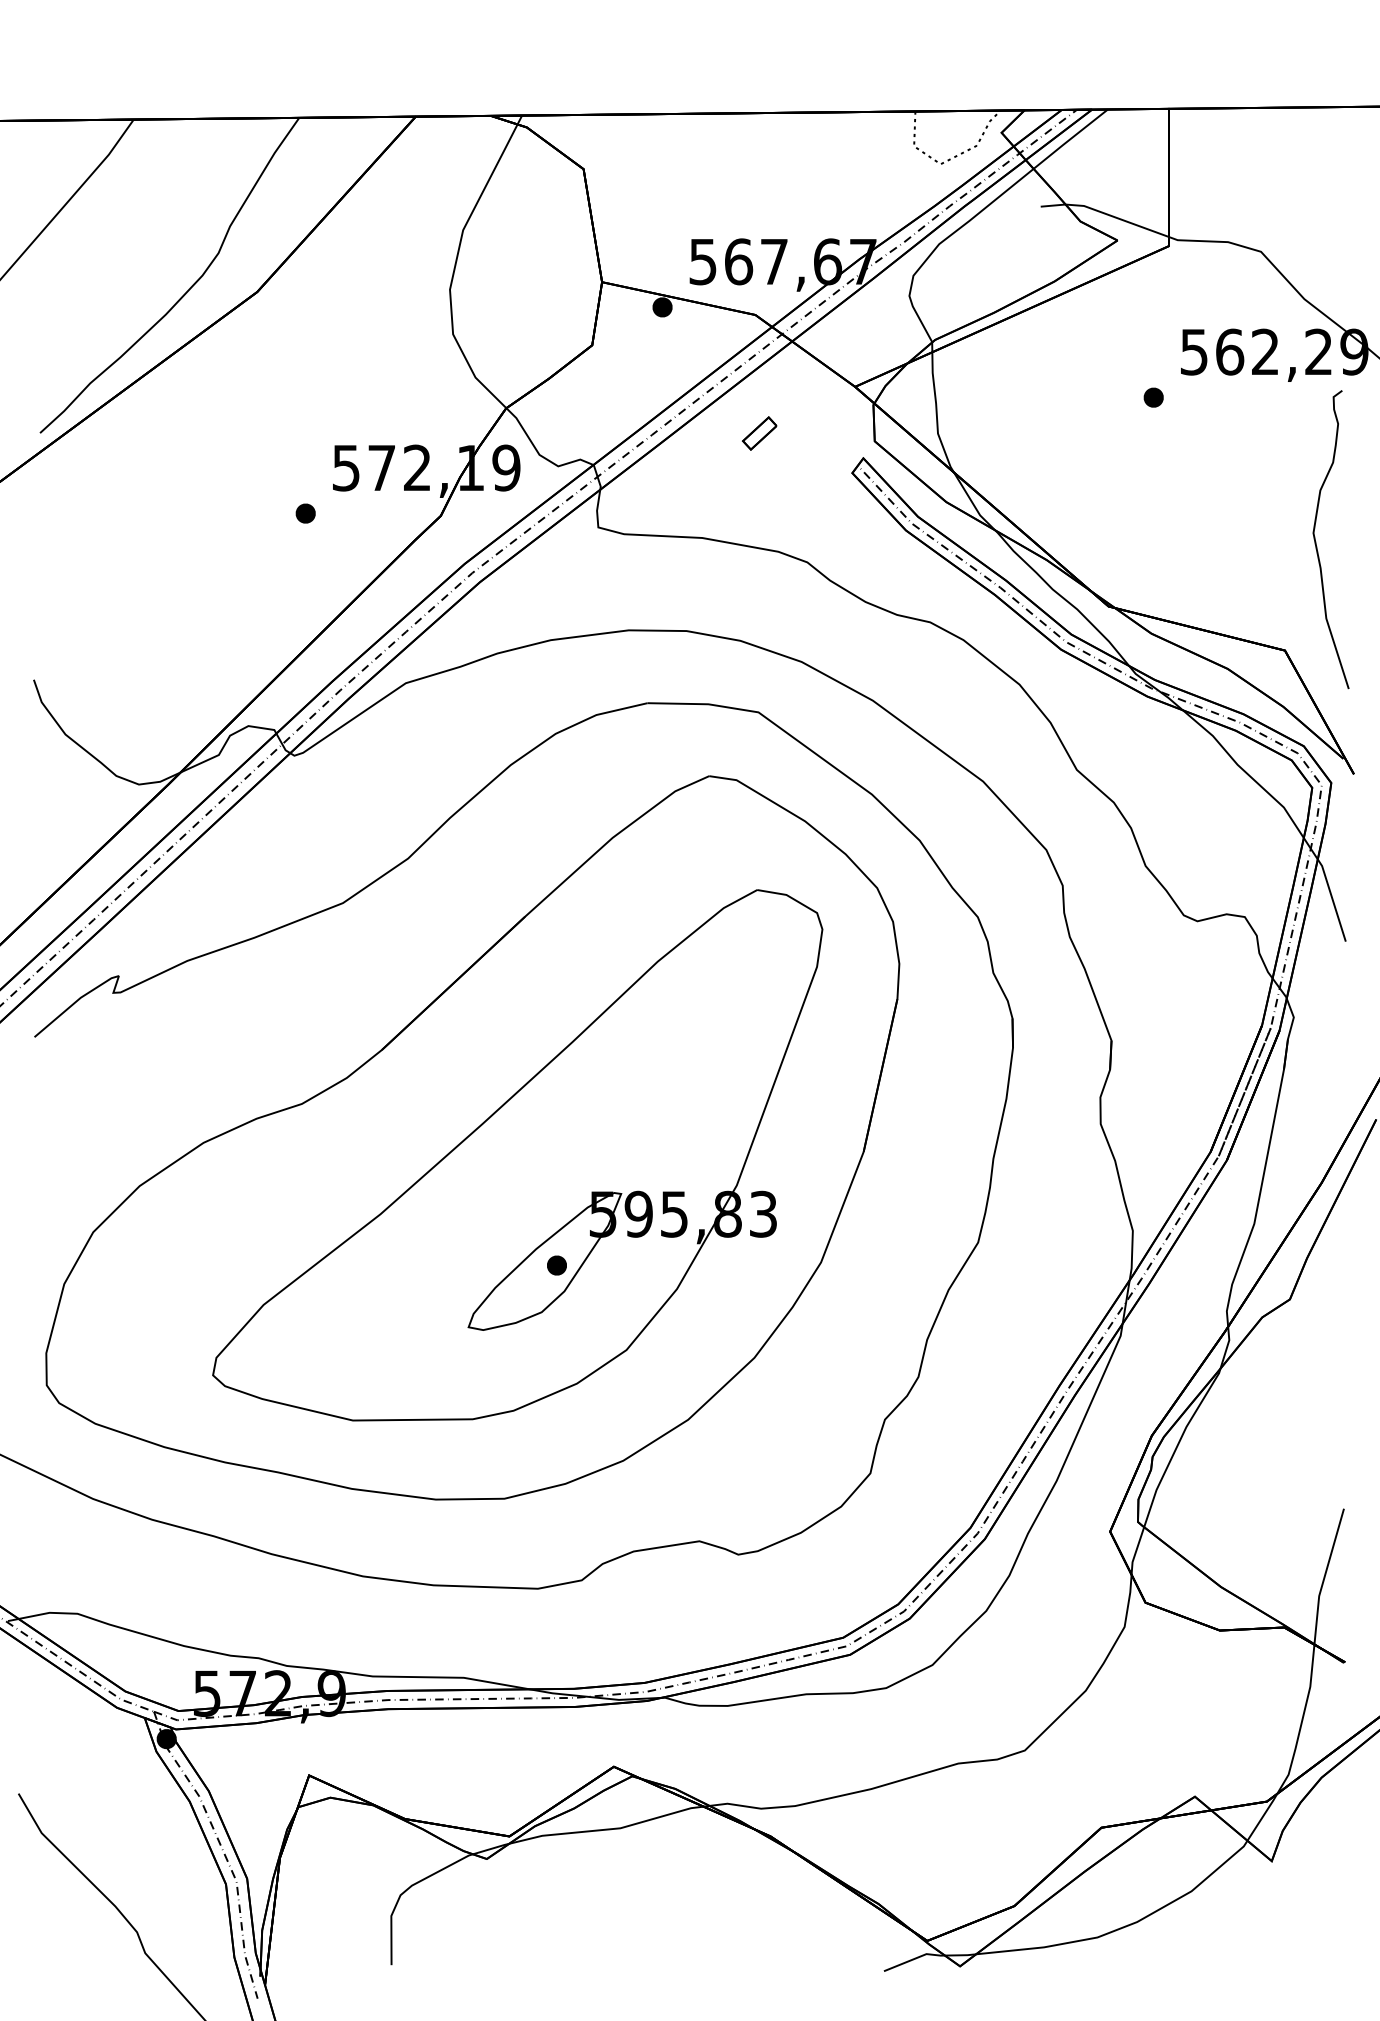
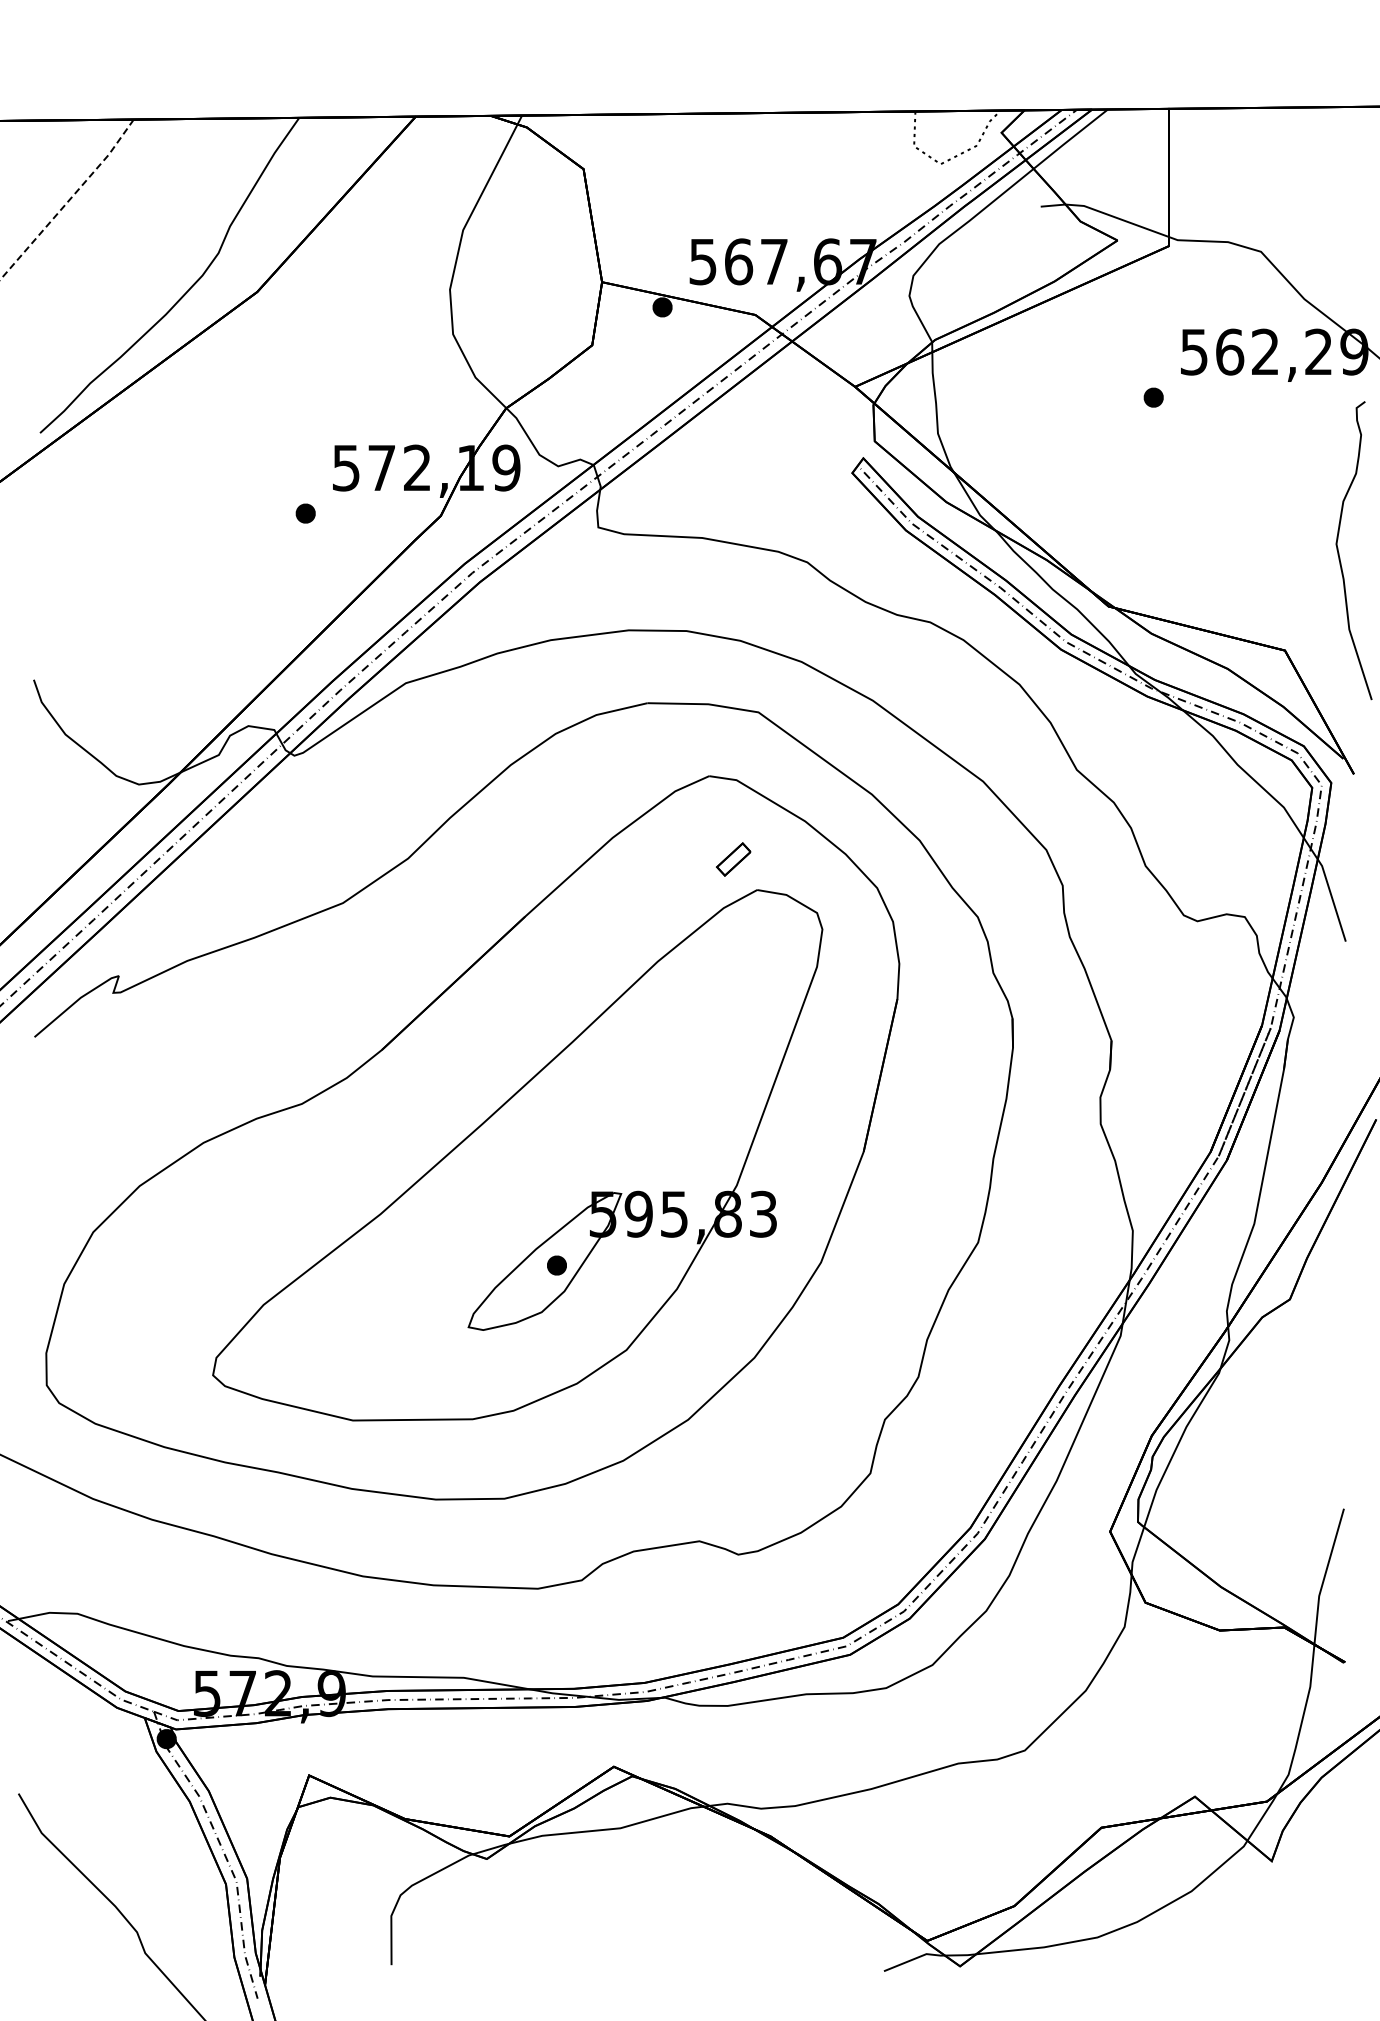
line: solid -> dashed (69, 200)
part position: (759, 433) -> (733, 859) (733, 859)
curve position: (1316, 541) -> (1339, 552) (1339, 552)
